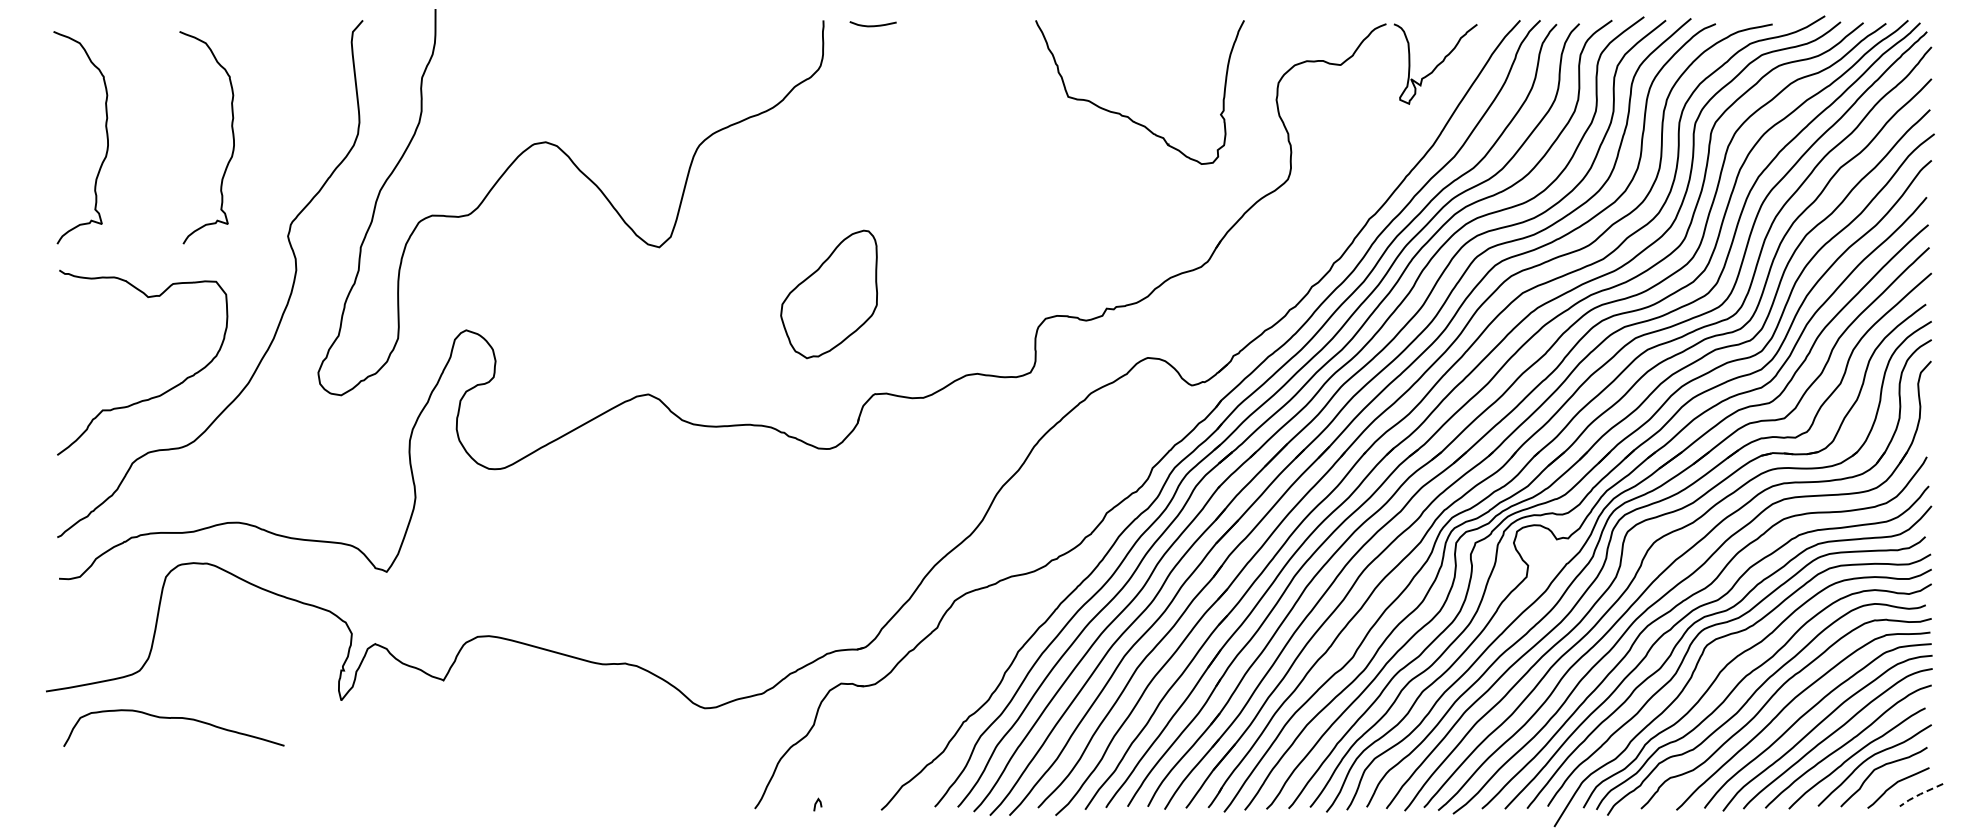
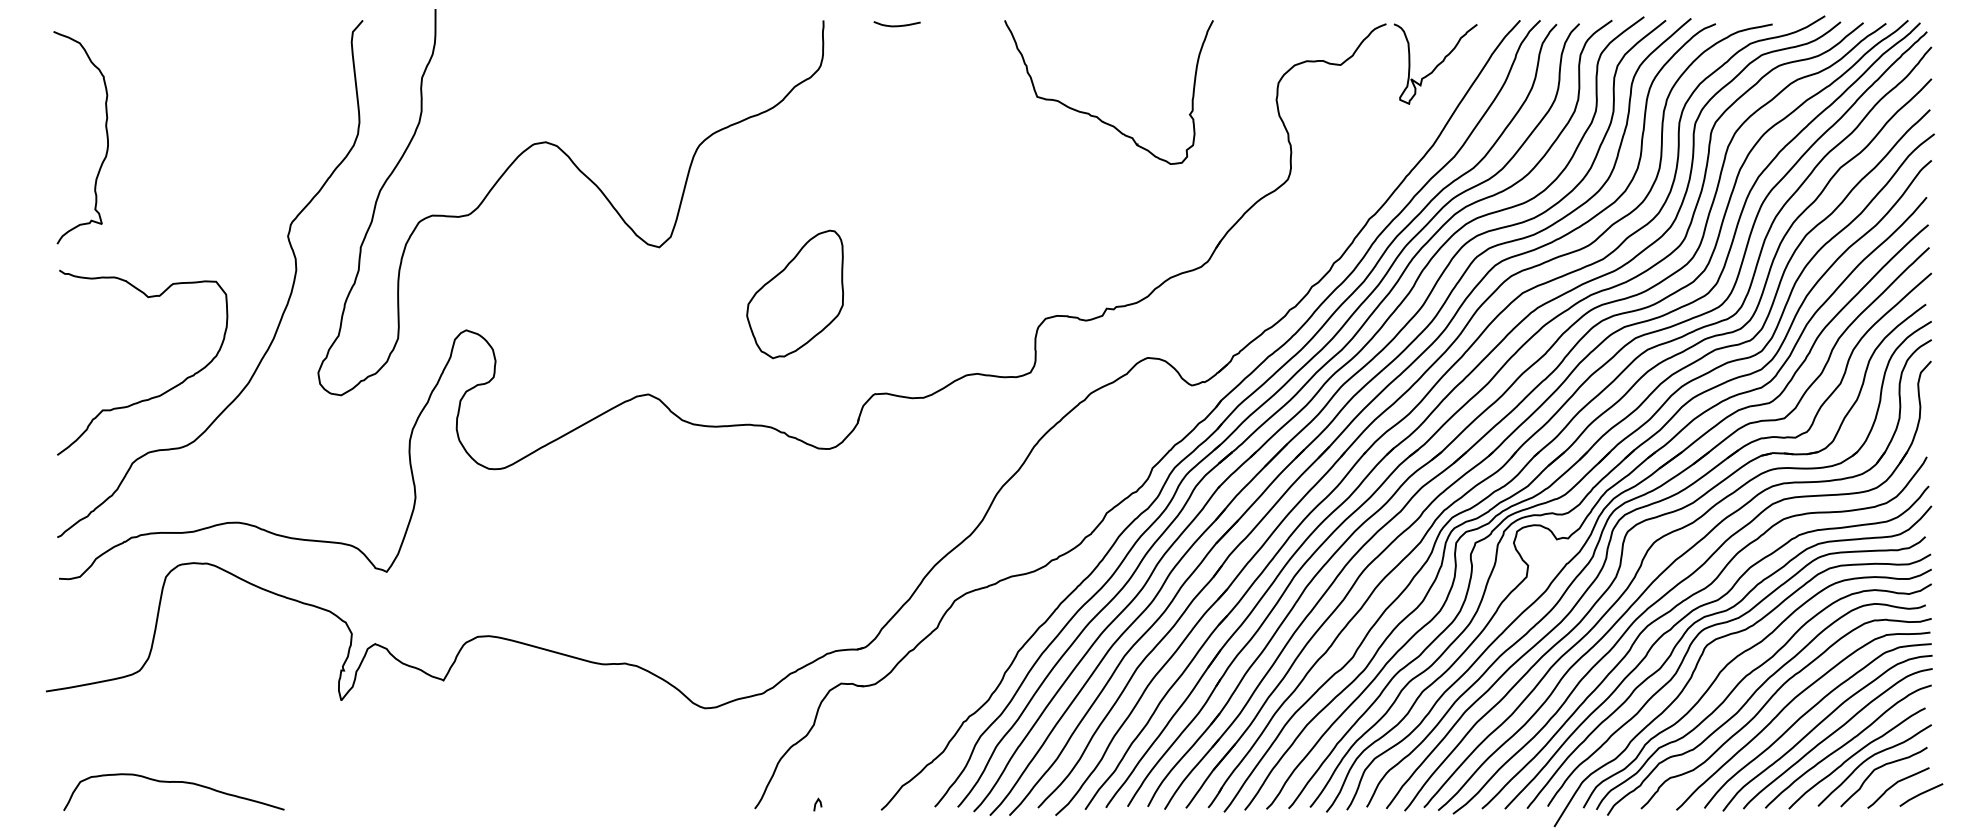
curve position: (872, 25) -> (896, 25) (896, 25)
curve position: (1128, 116) -> (1097, 116) (1097, 116)
curve: present -> none (231, 130)
part position: (828, 294) -> (794, 294) (794, 294)
curve position: (173, 718) -> (173, 782) (173, 782)
line: dashed -> solid (1920, 794)
